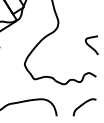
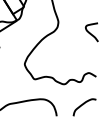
curve position: (90, 45) -> (90, 32) (90, 32)
